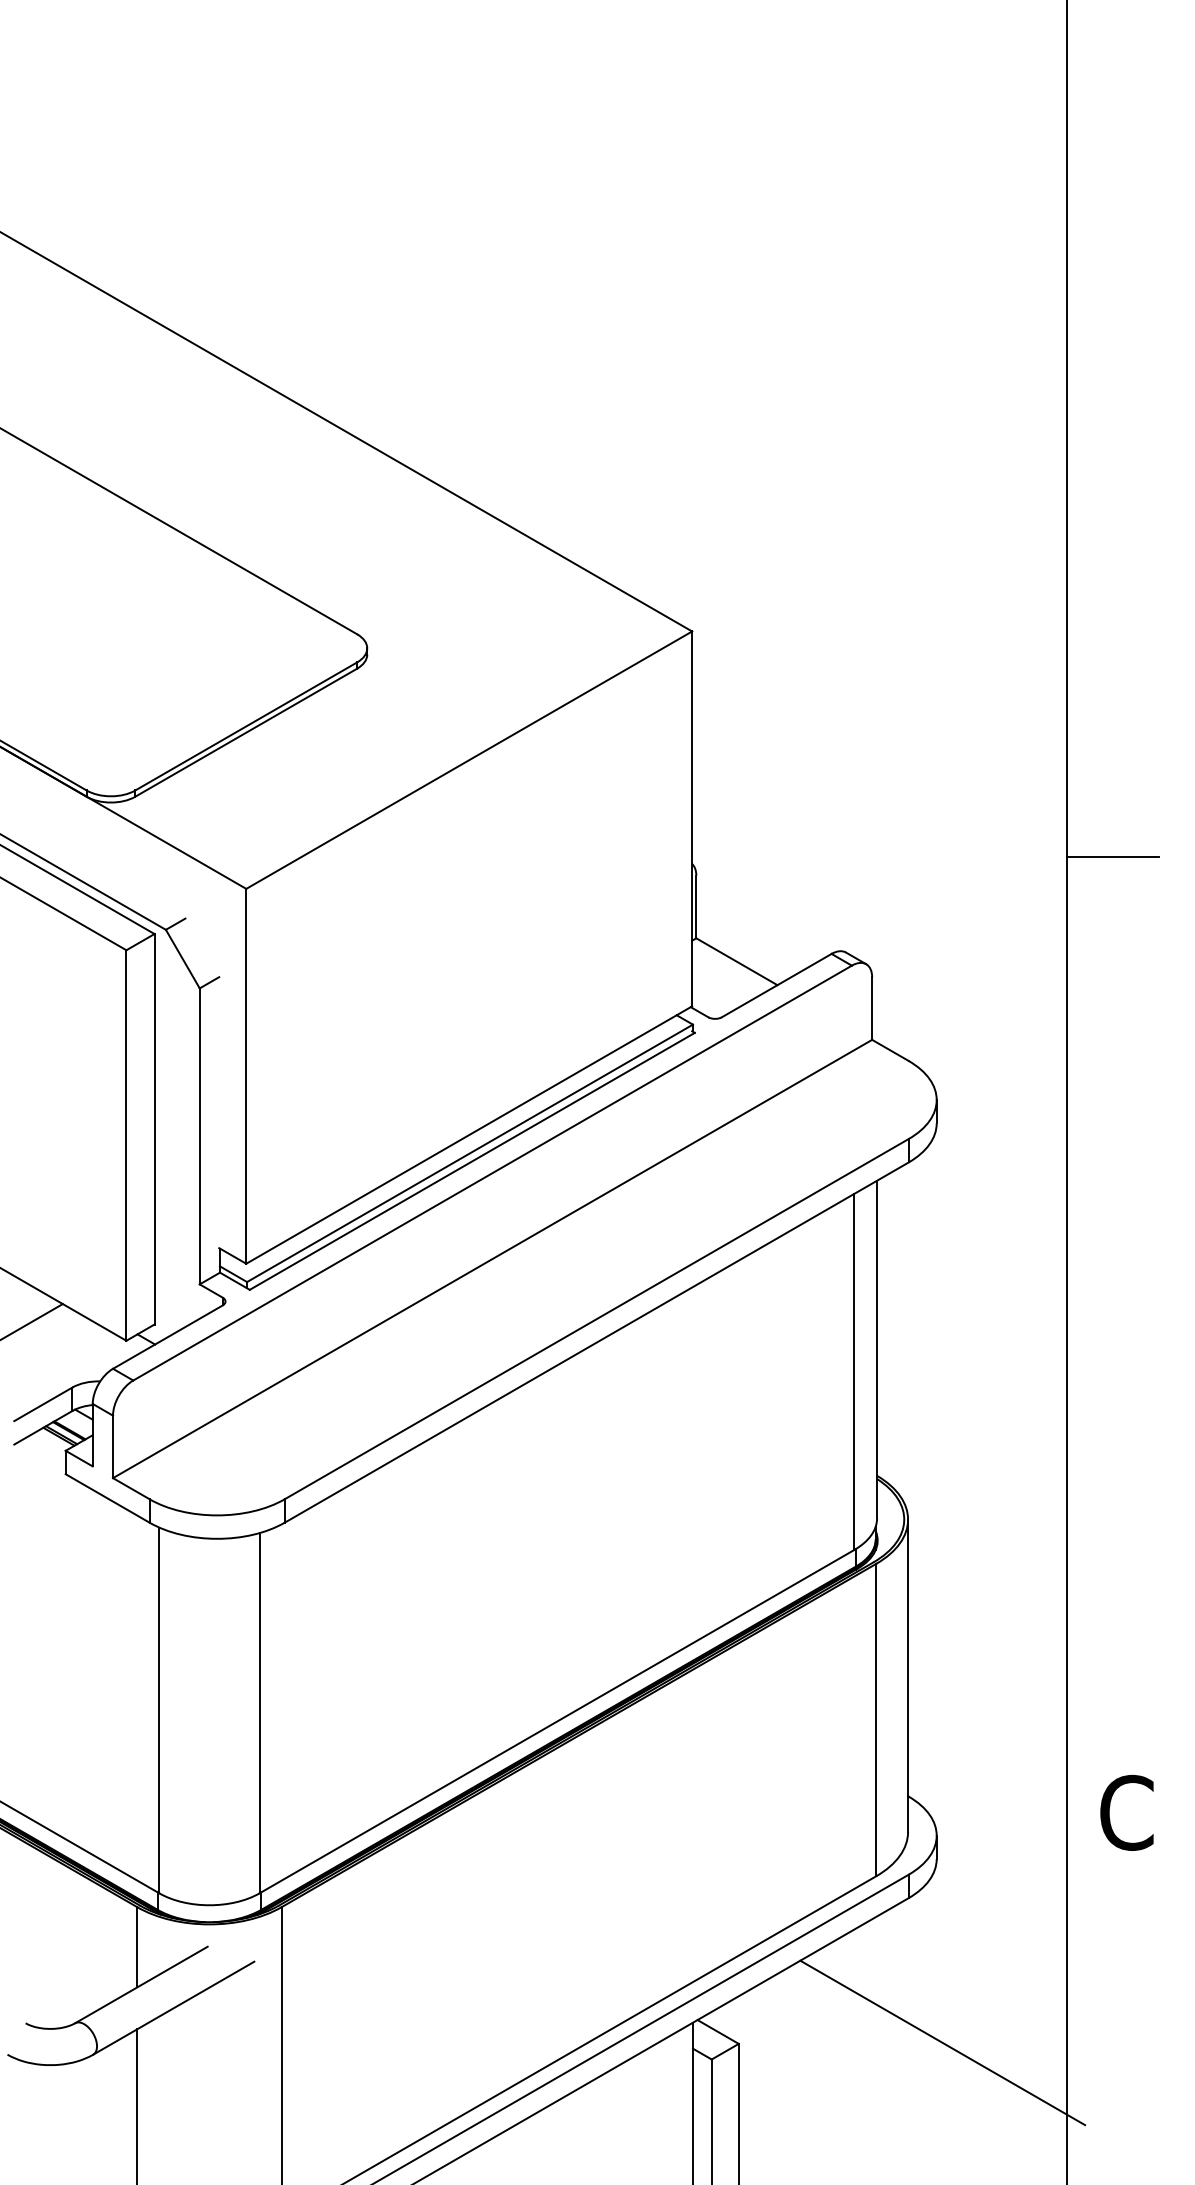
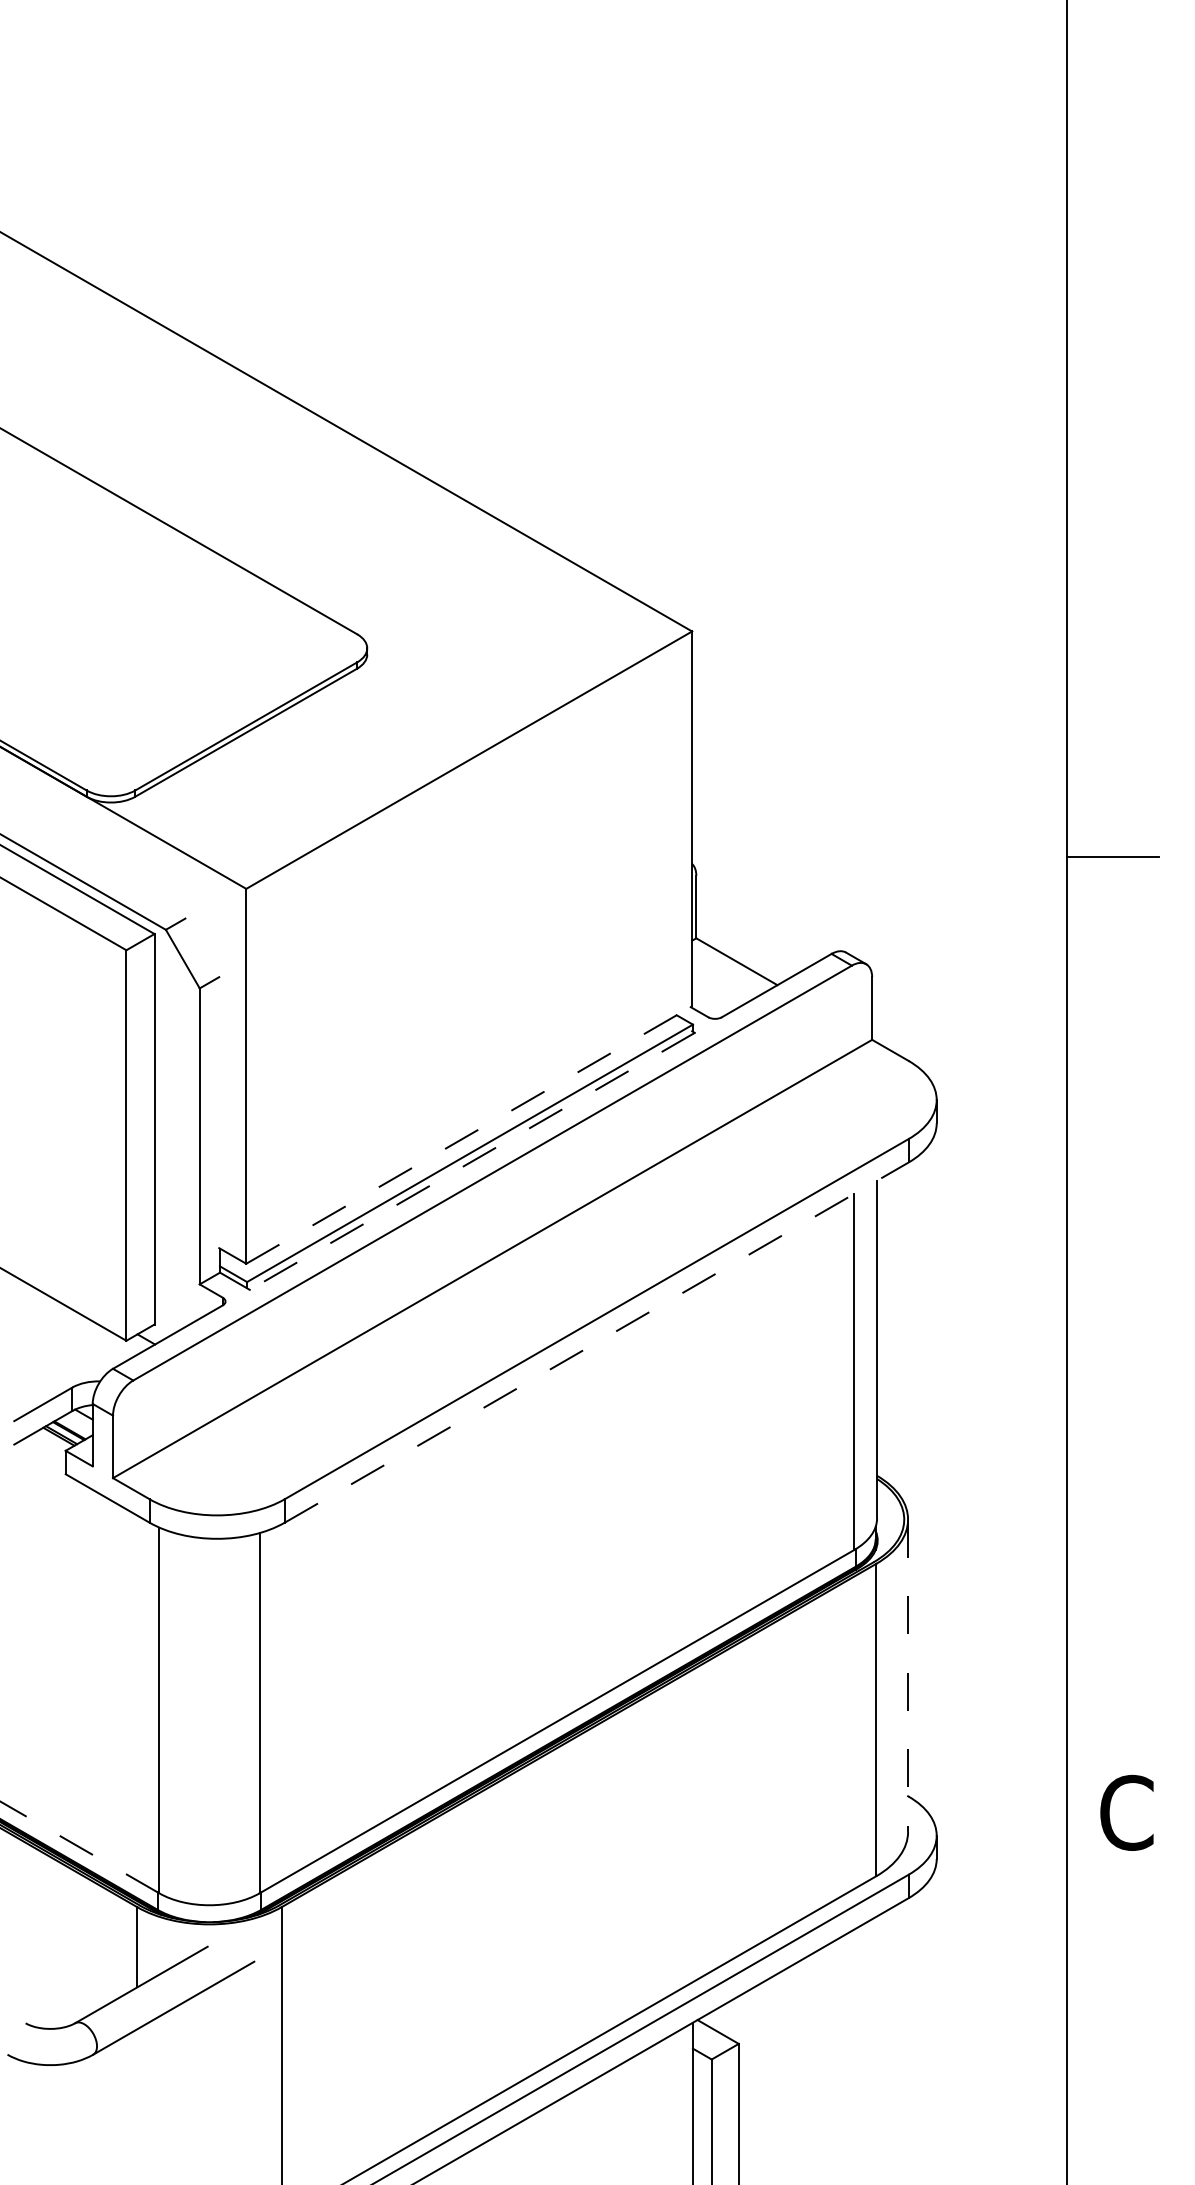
line: solid -> dashed (469, 1134)
line: solid -> dashed (472, 1161)
line: present -> none (32, 1321)
line: solid -> dashed (597, 1342)
line: solid -> dashed (908, 1676)
line: solid -> dashed (79, 1847)
line: present -> none (942, 2042)
line: present -> none (137, 2105)
